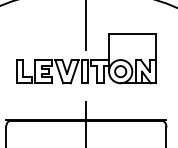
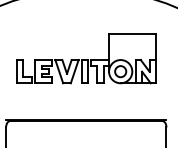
line: present -> none (86, 26)
line: present -> none (86, 122)
